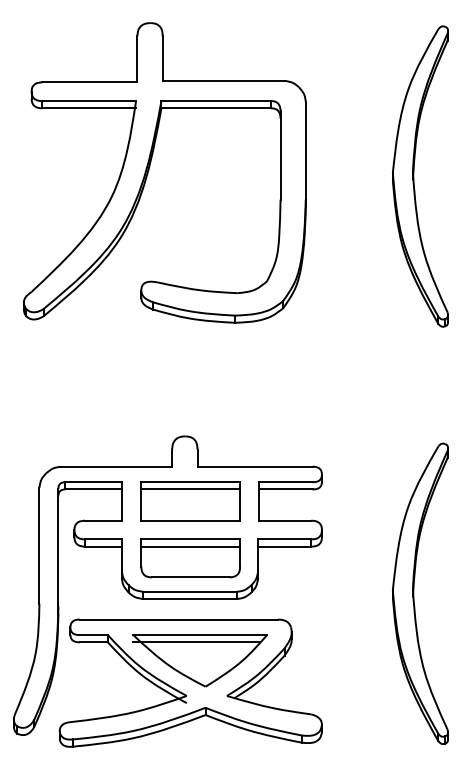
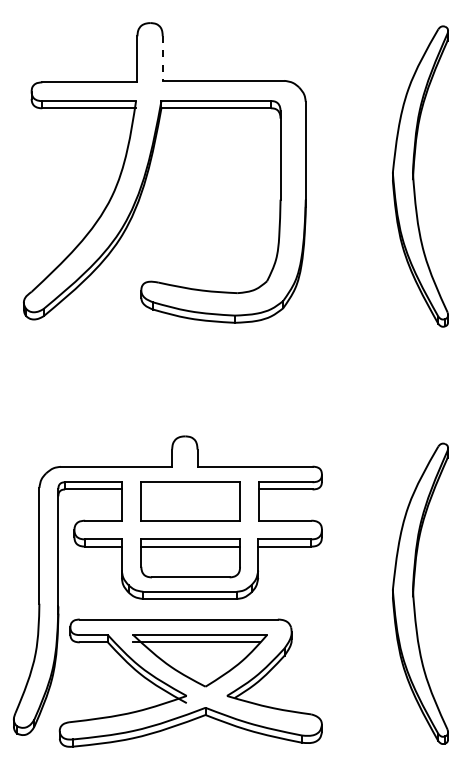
line: solid -> dashed (162, 59)
line: present -> none (190, 489)
